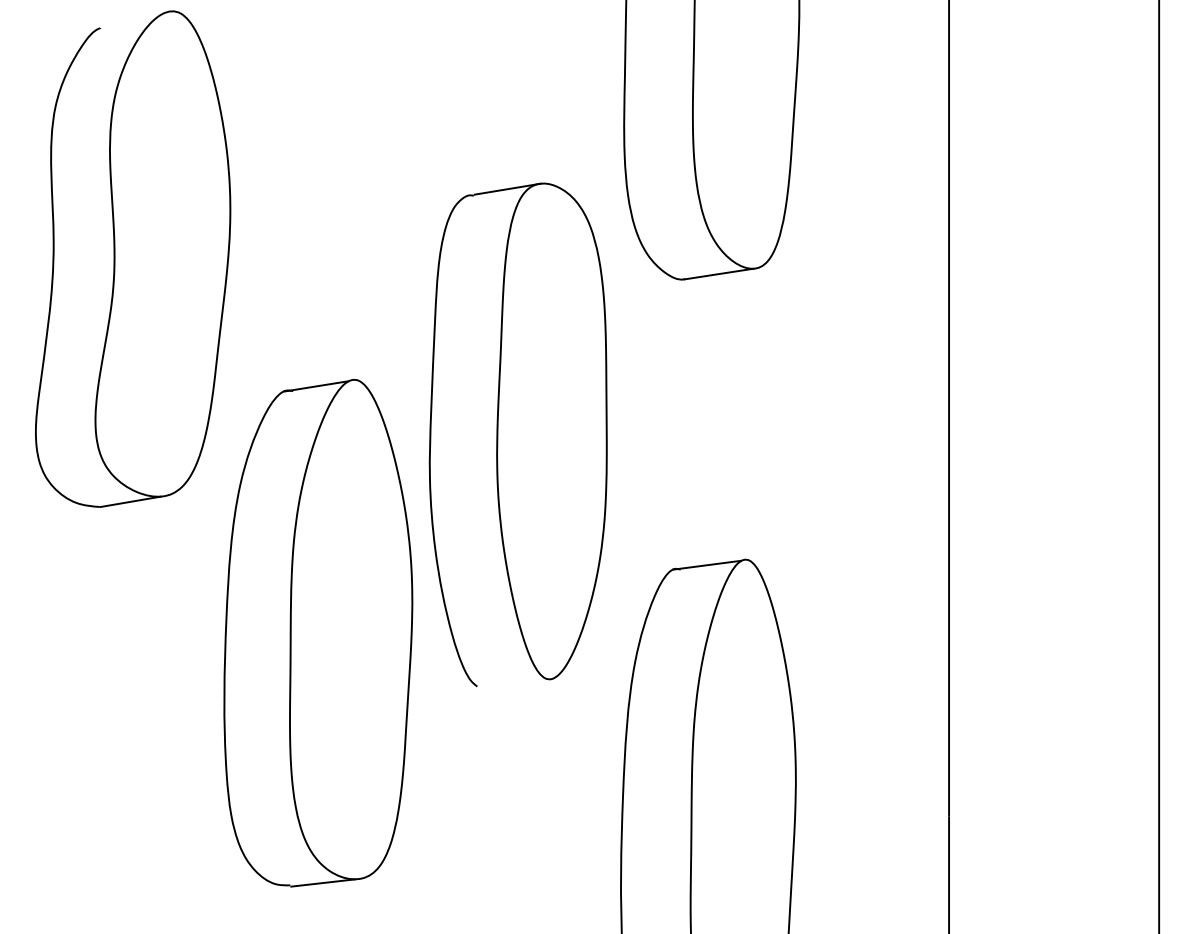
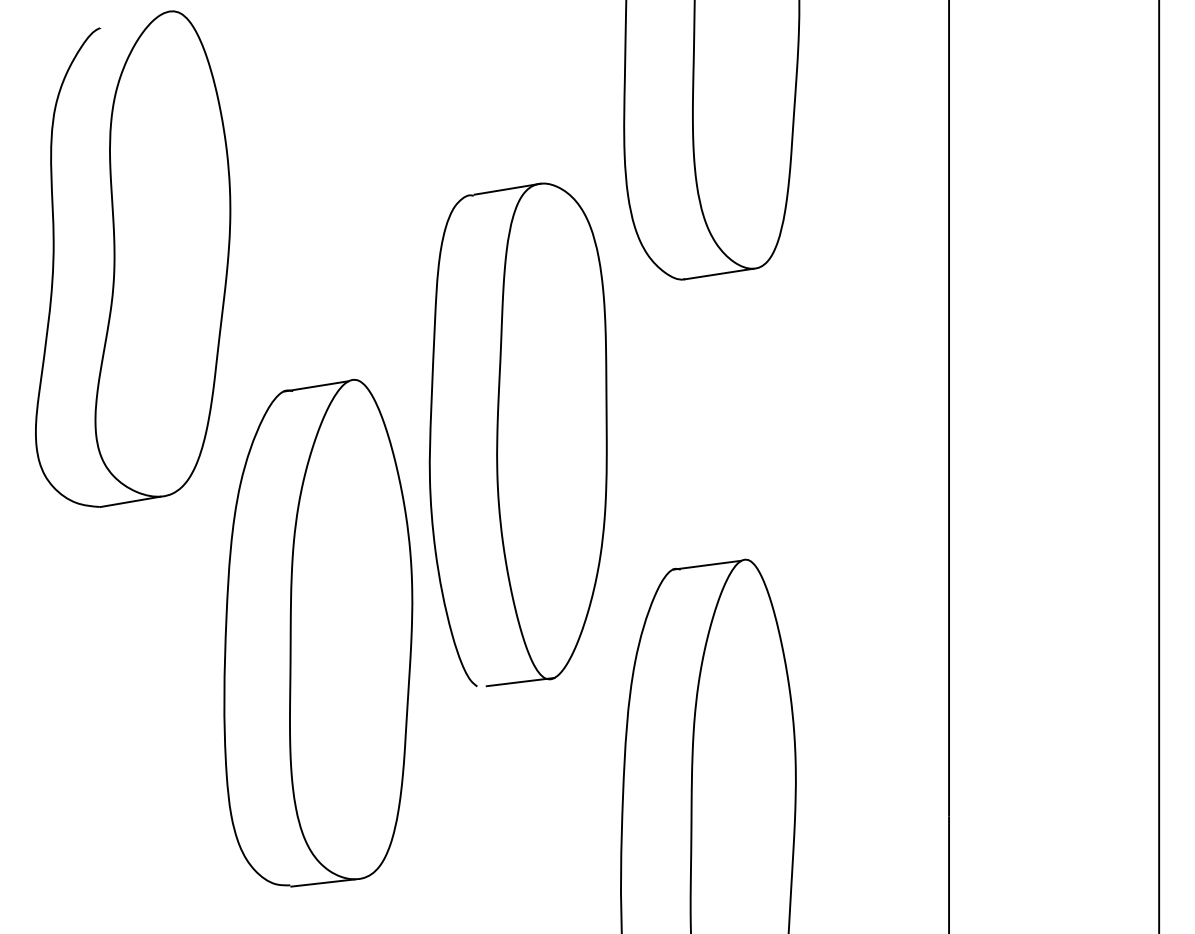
line: none -> present (520, 681)
